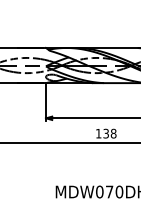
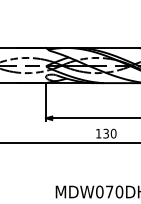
text: 138 -> 130 (113, 133)
